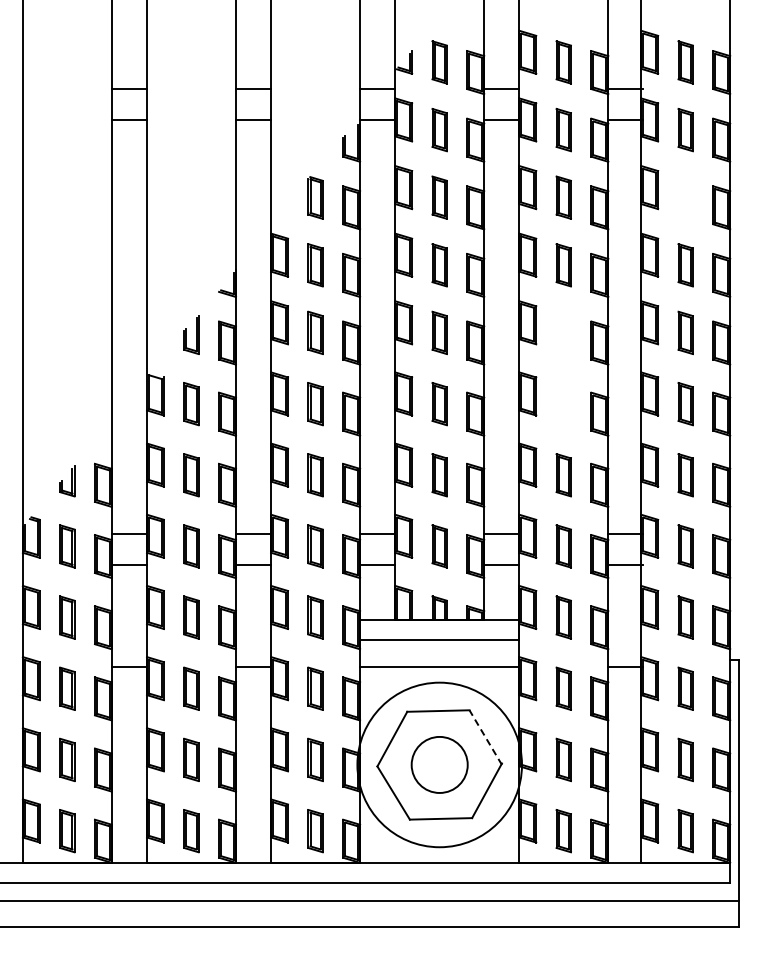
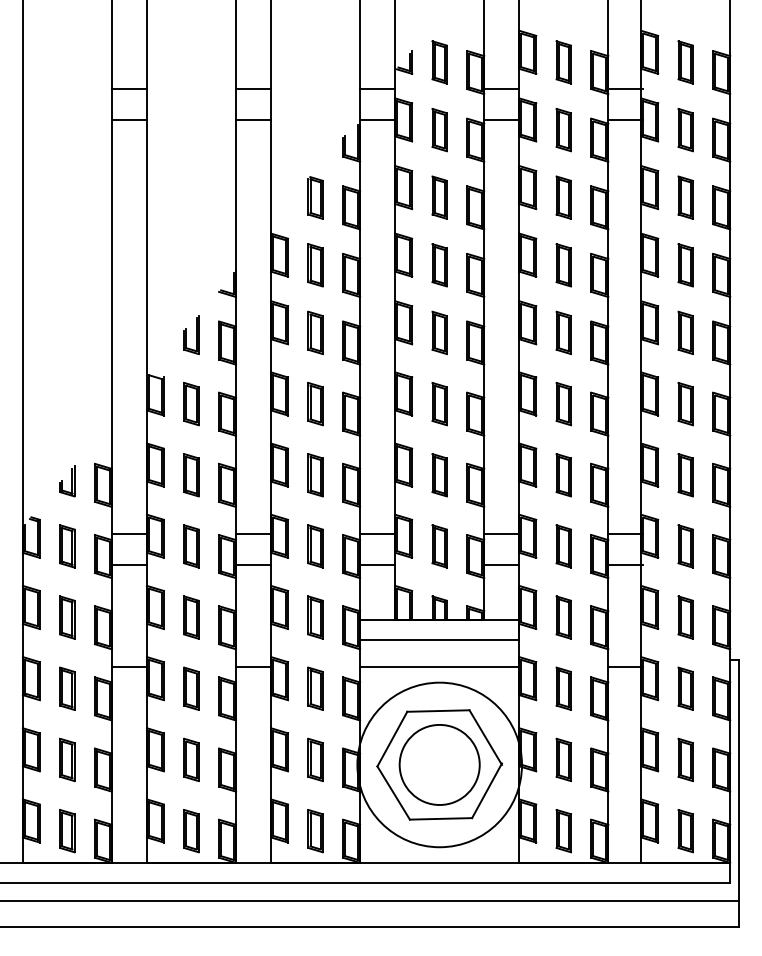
part: none -> present (685, 197)
part: none -> present (563, 332)
part: none -> present (563, 404)
line: dashed -> solid (485, 737)
circle diameter: 56 px -> 80 px (439, 764)
